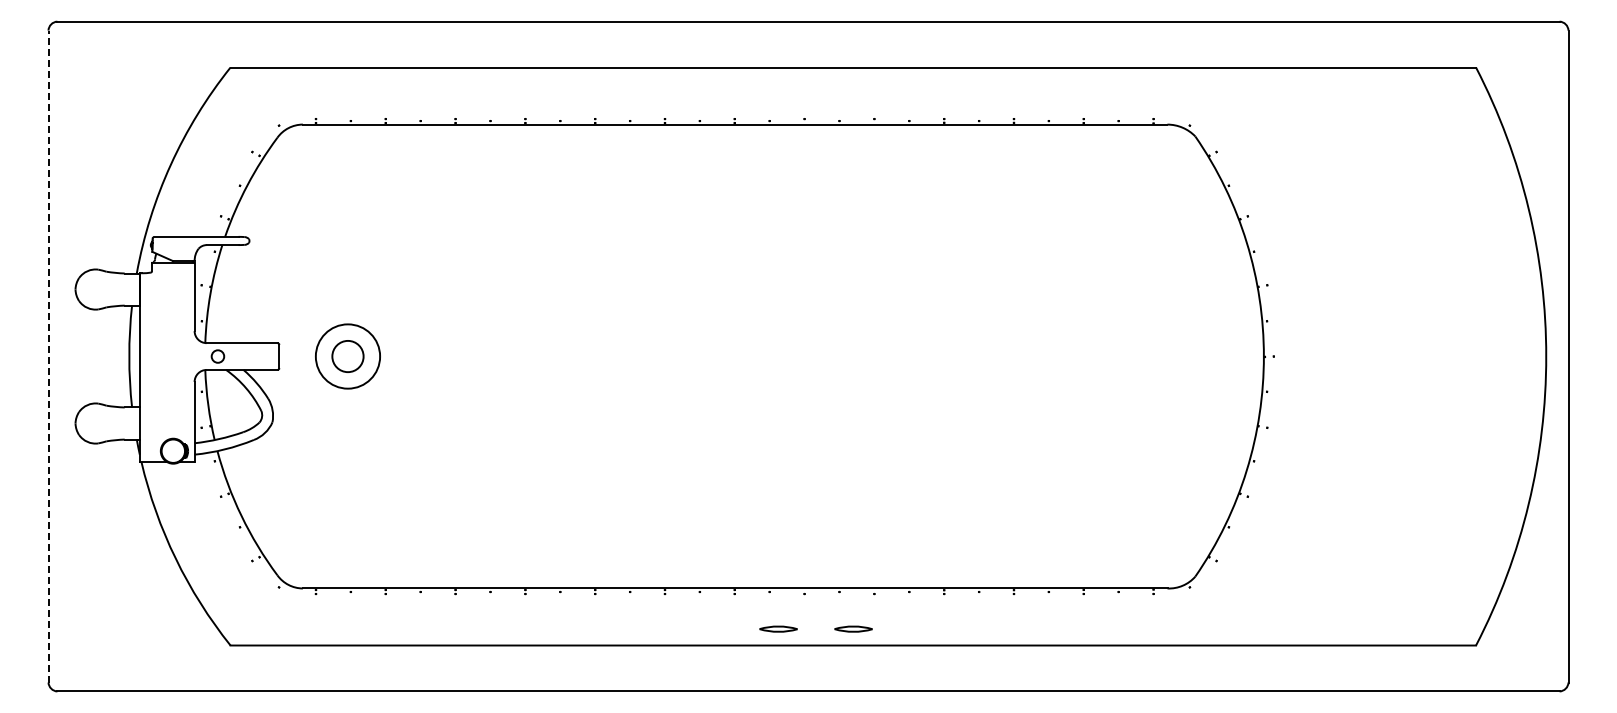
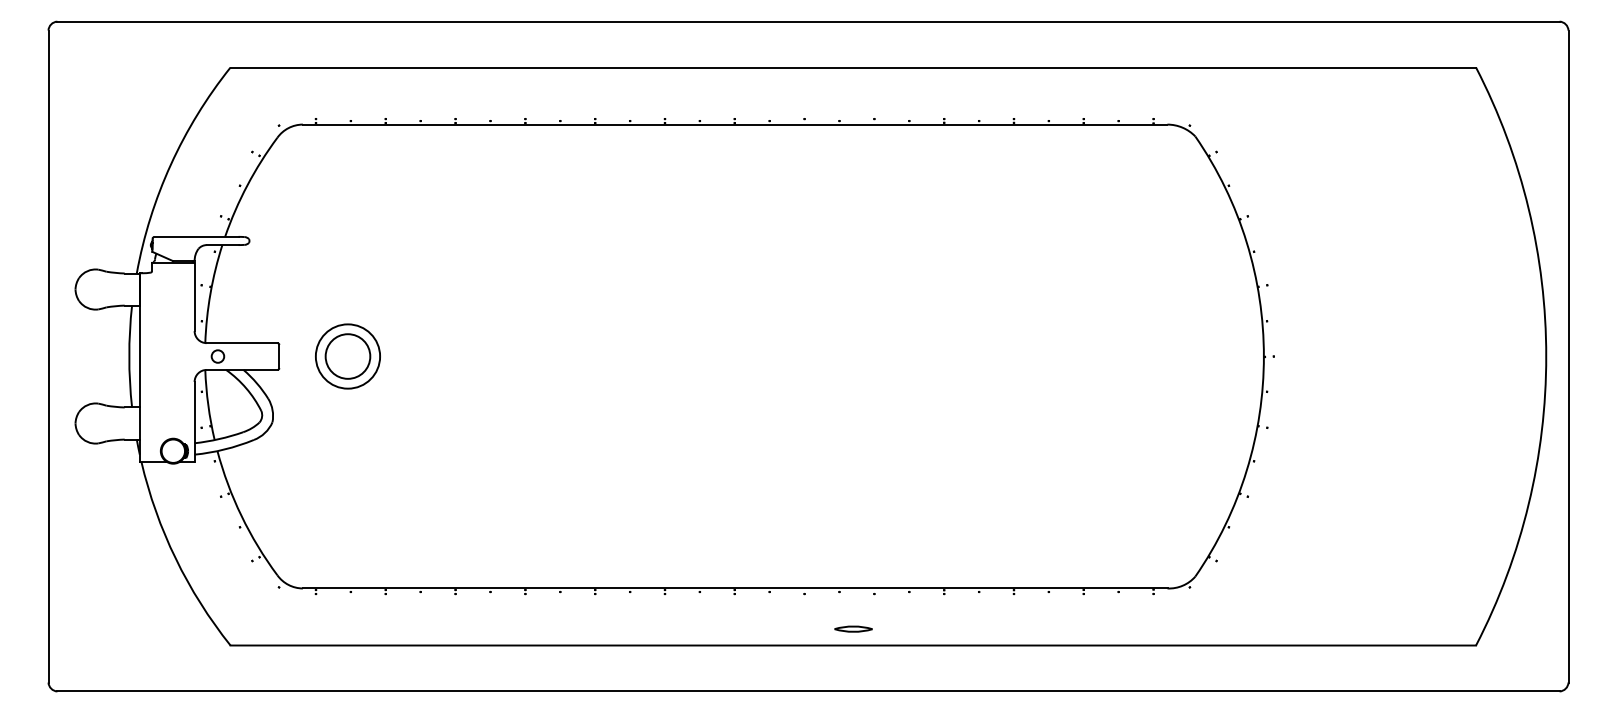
line: dashed -> solid (48, 356)
circle diameter: 31 px -> 45 px (347, 356)
part: present -> none (778, 628)
